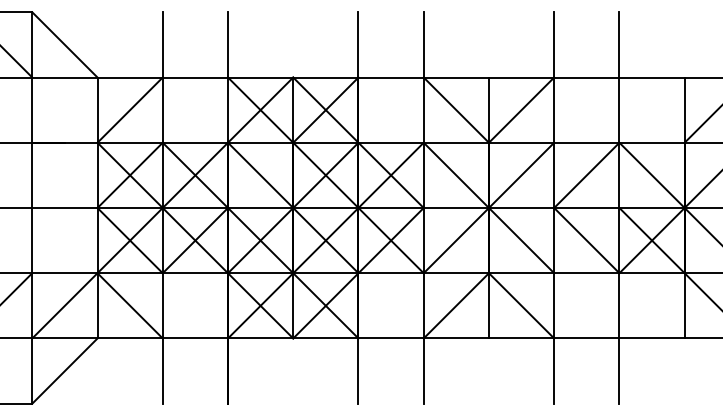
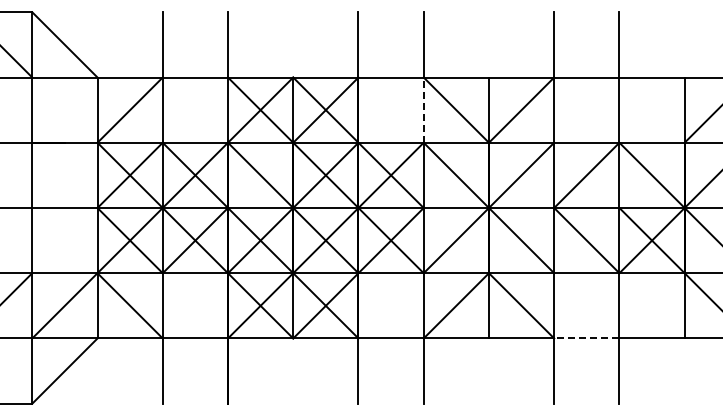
line: solid -> dashed (423, 110)
line: solid -> dashed (586, 338)
